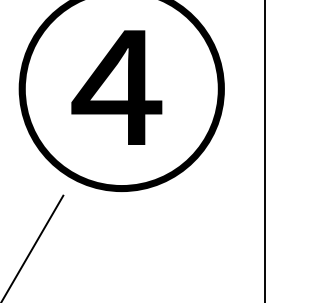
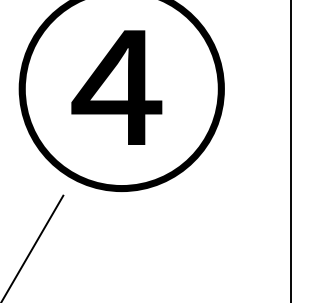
line position: (265, 150) -> (291, 150) (291, 150)
